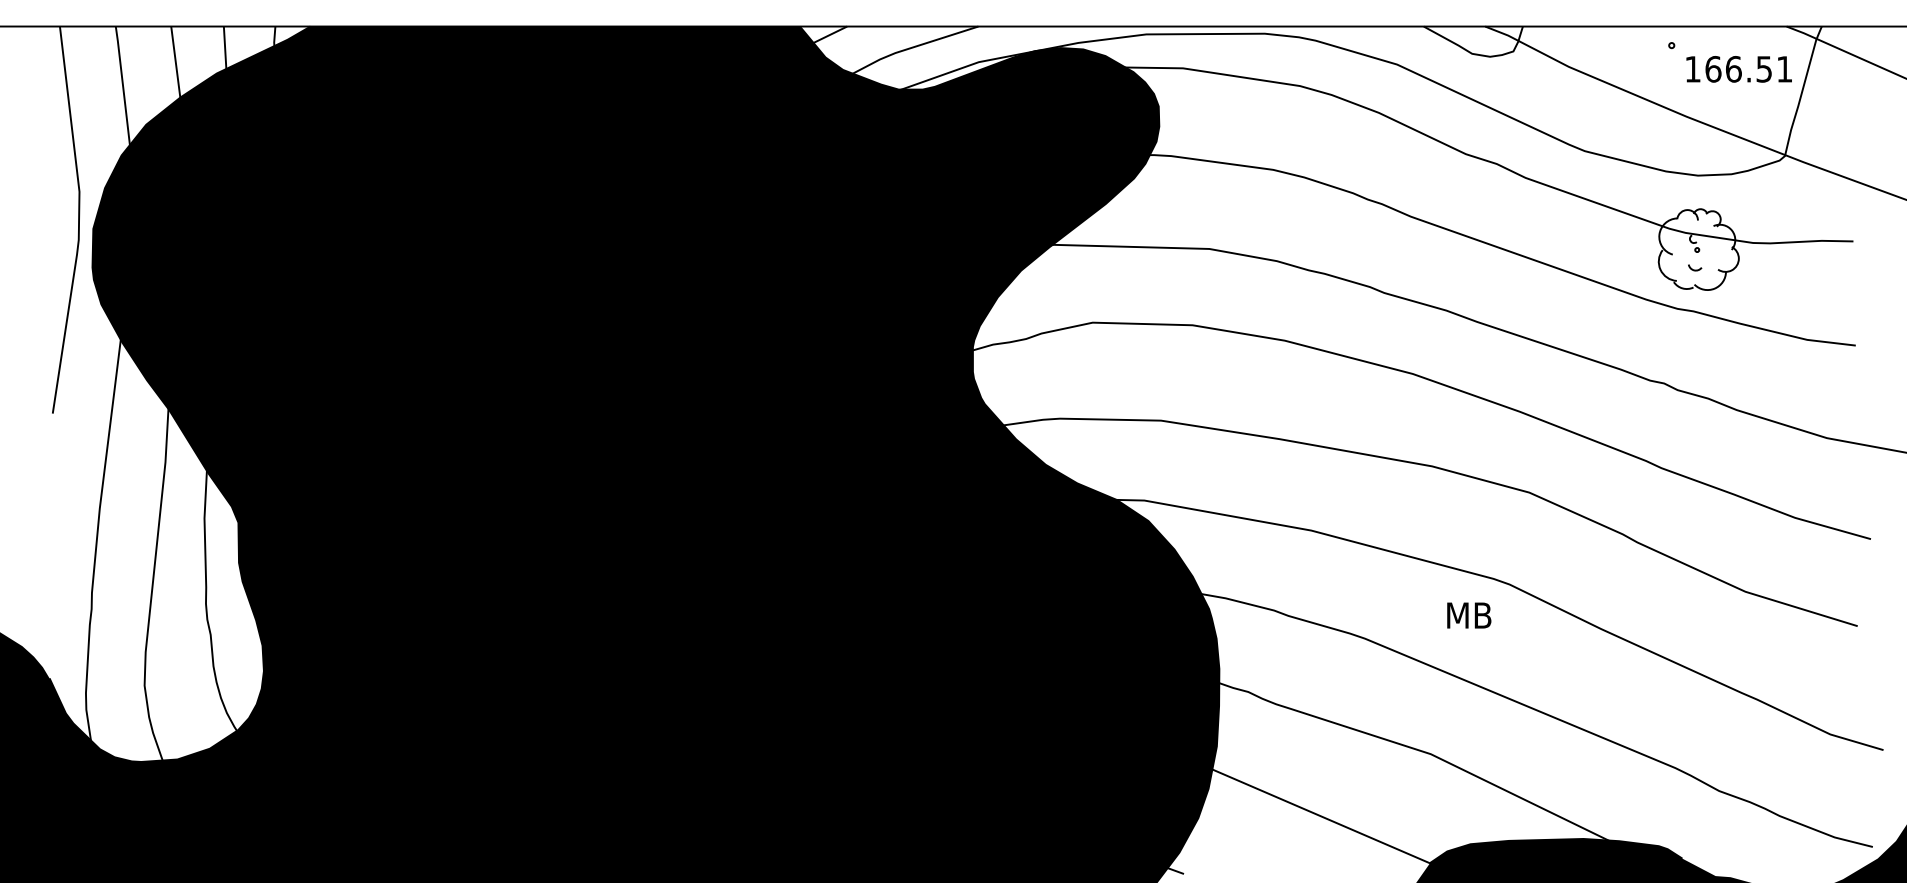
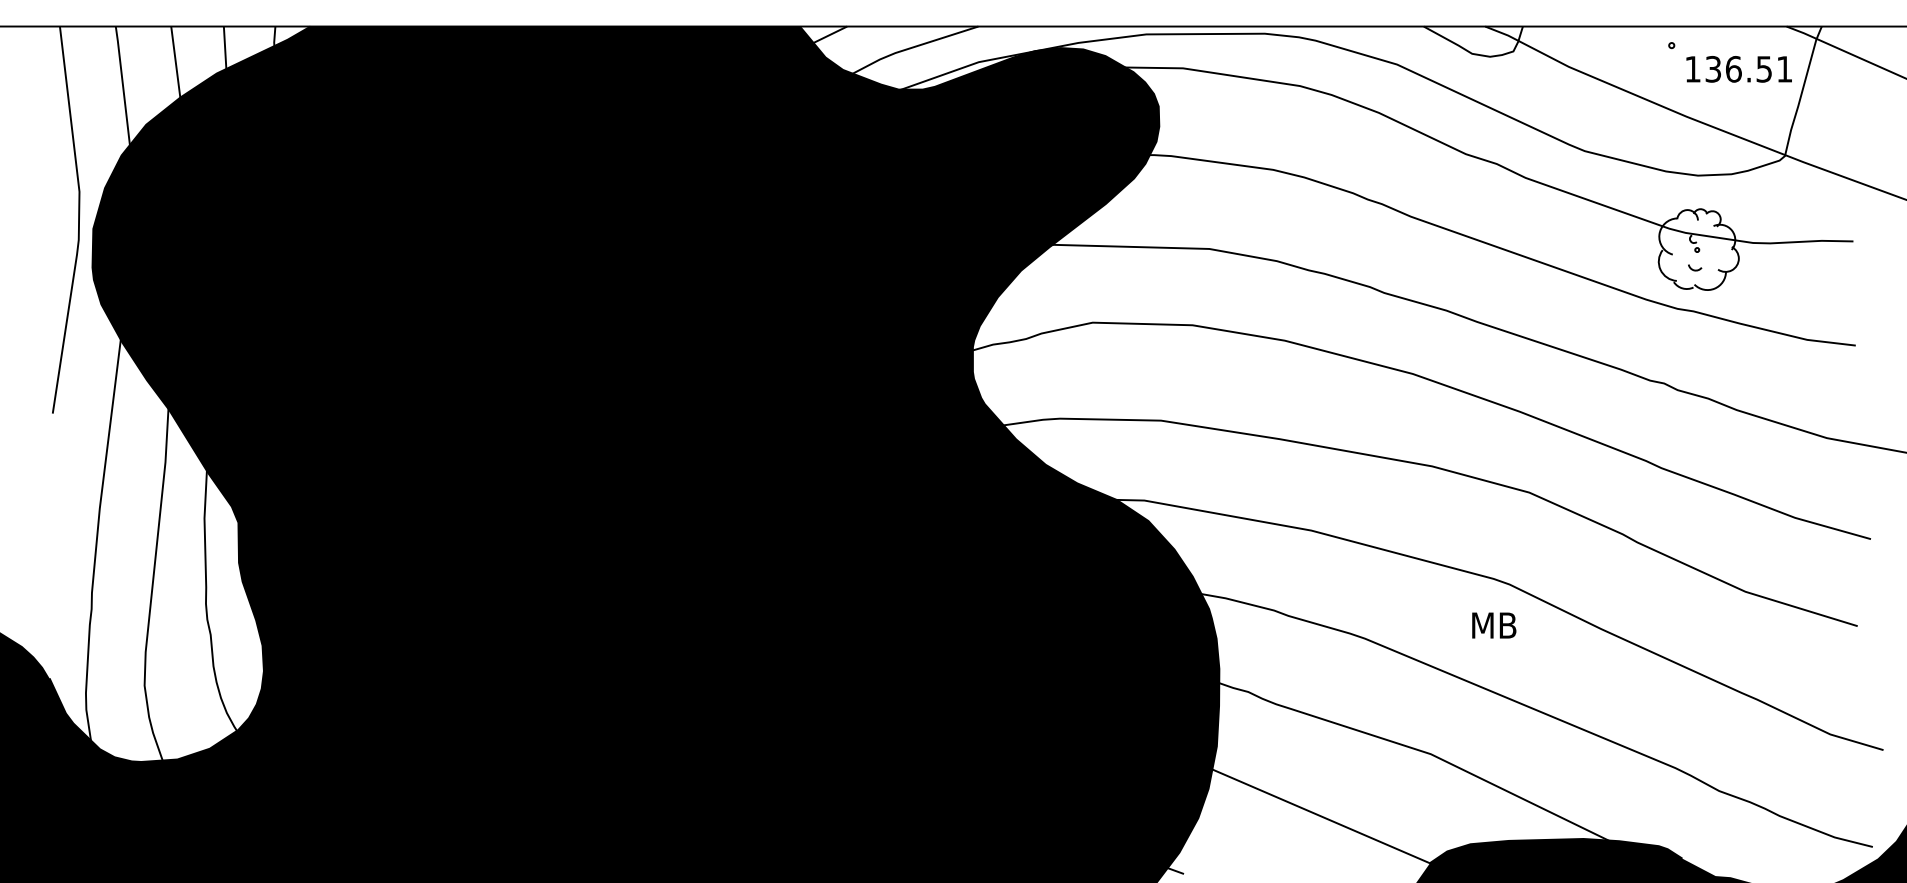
text: 166.51 -> 136.51 (1713, 69)
text position: (1469, 615) -> (1494, 625) (1494, 625)
